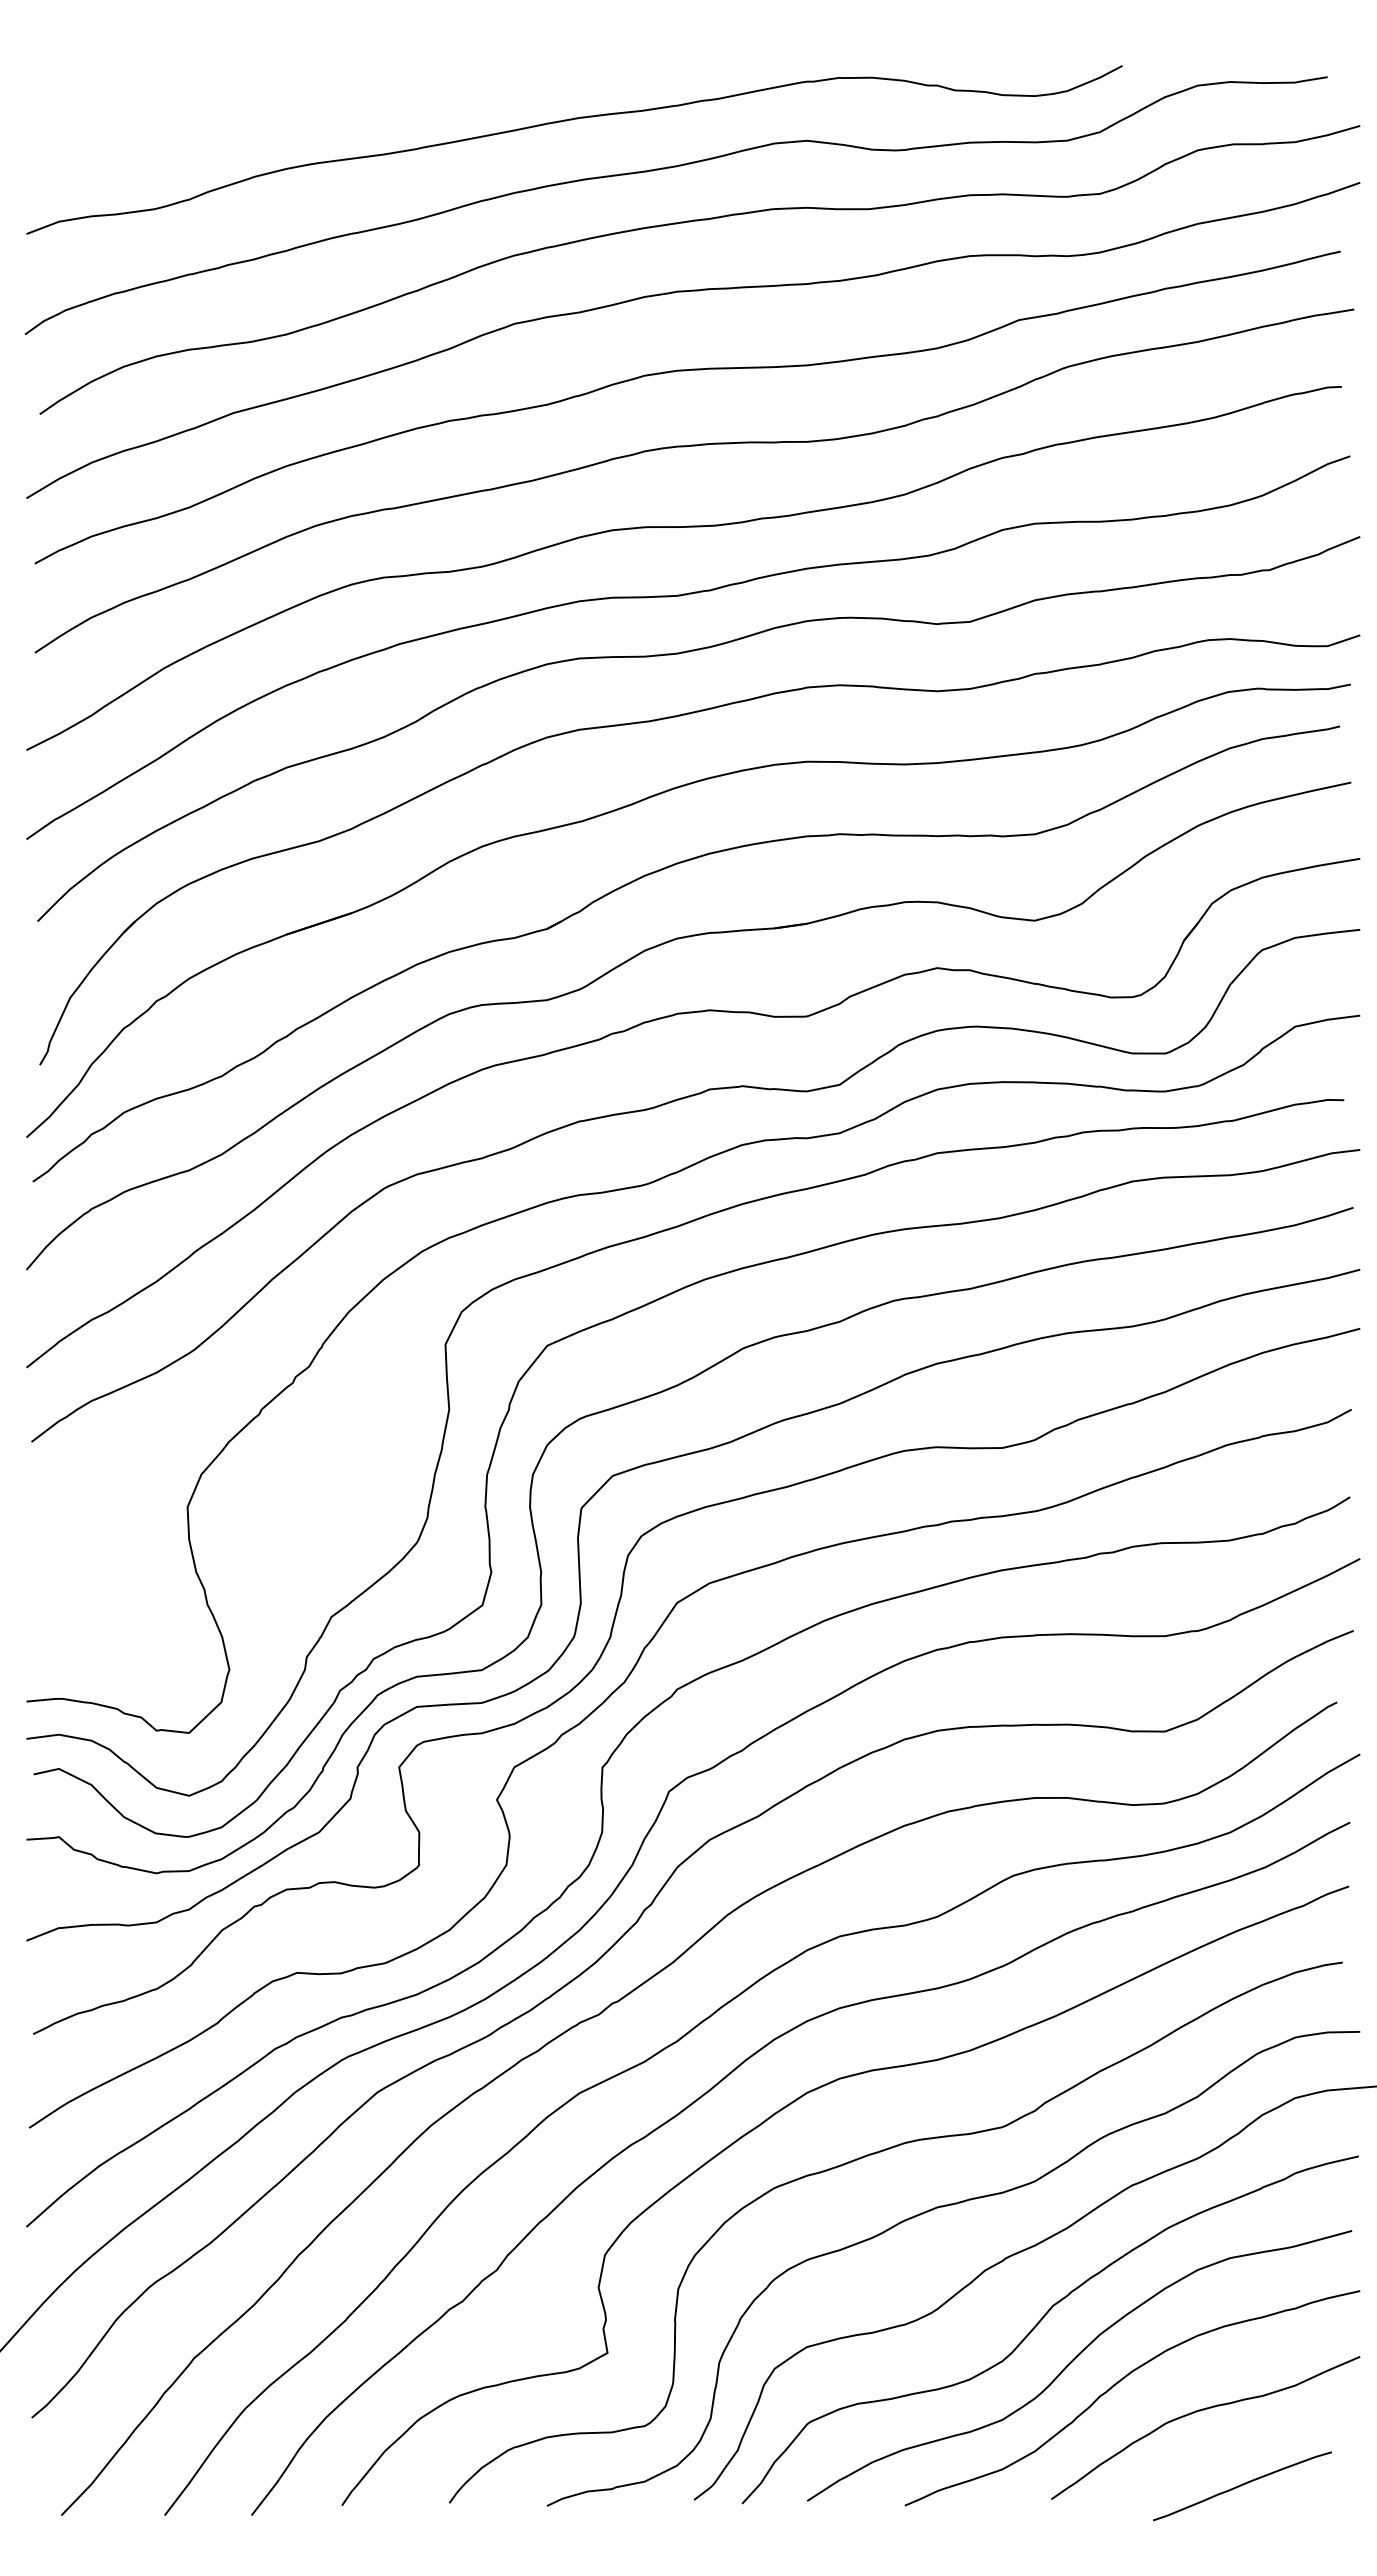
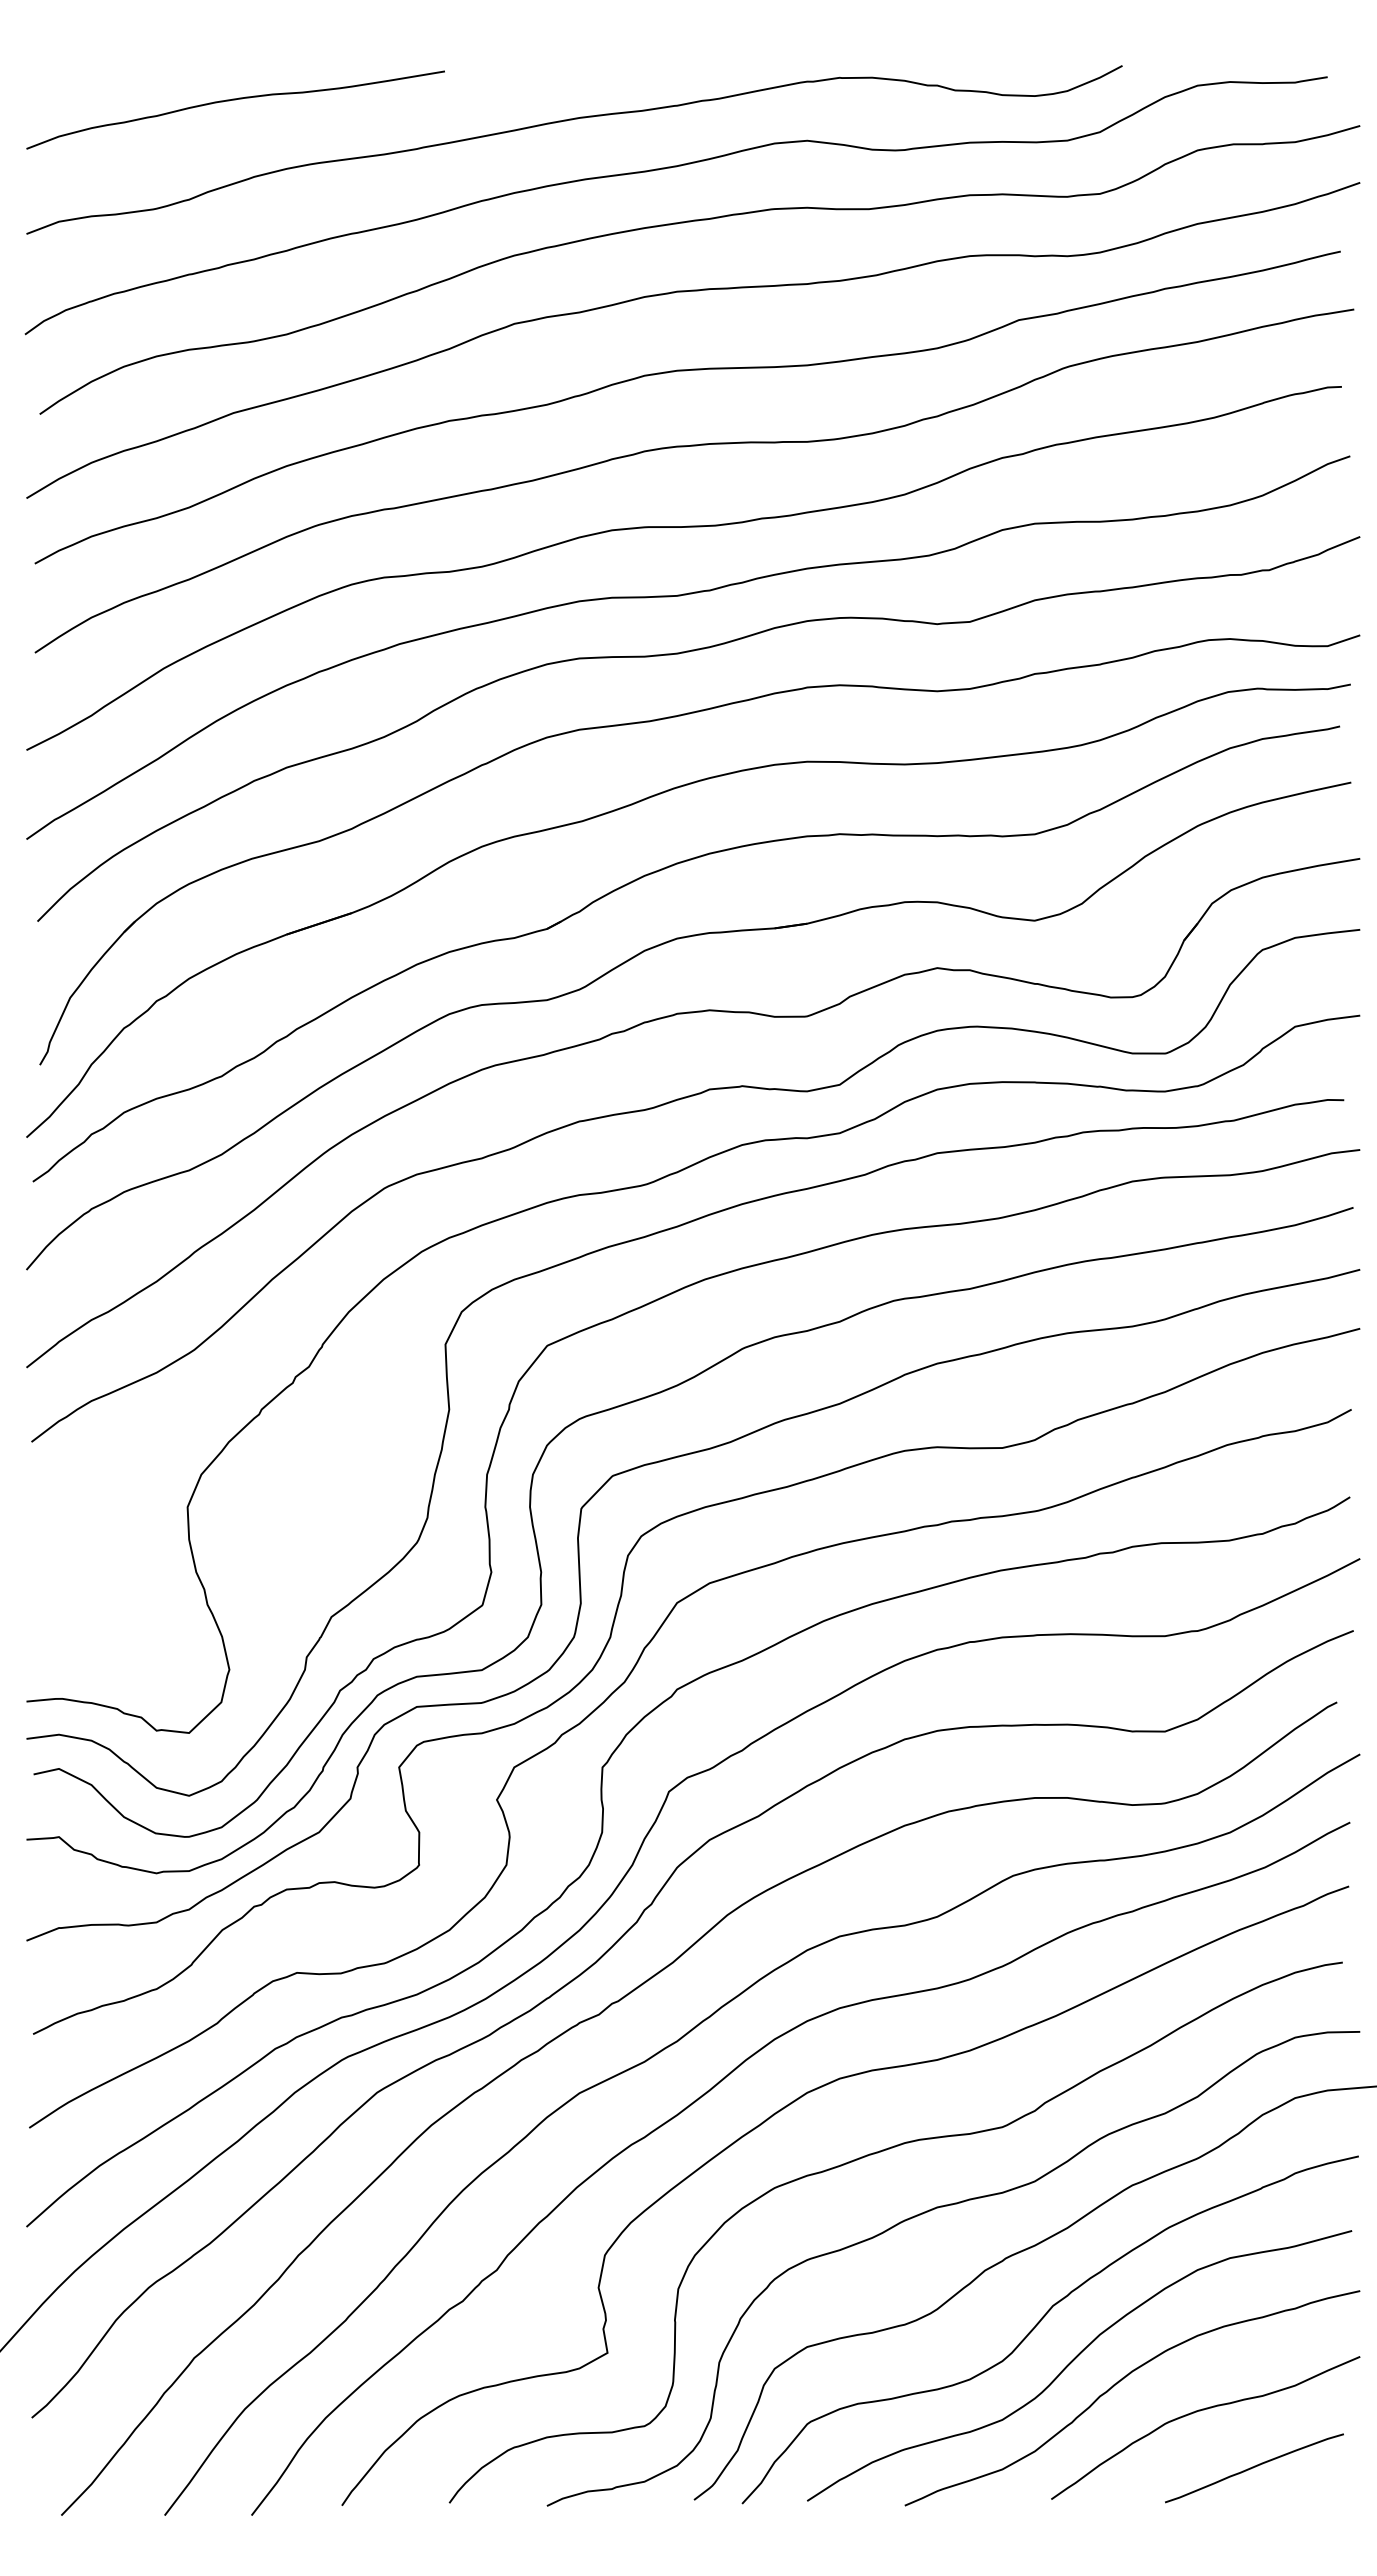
curve: none -> present (235, 100)
curve position: (1242, 2485) -> (1254, 2467) (1254, 2467)
